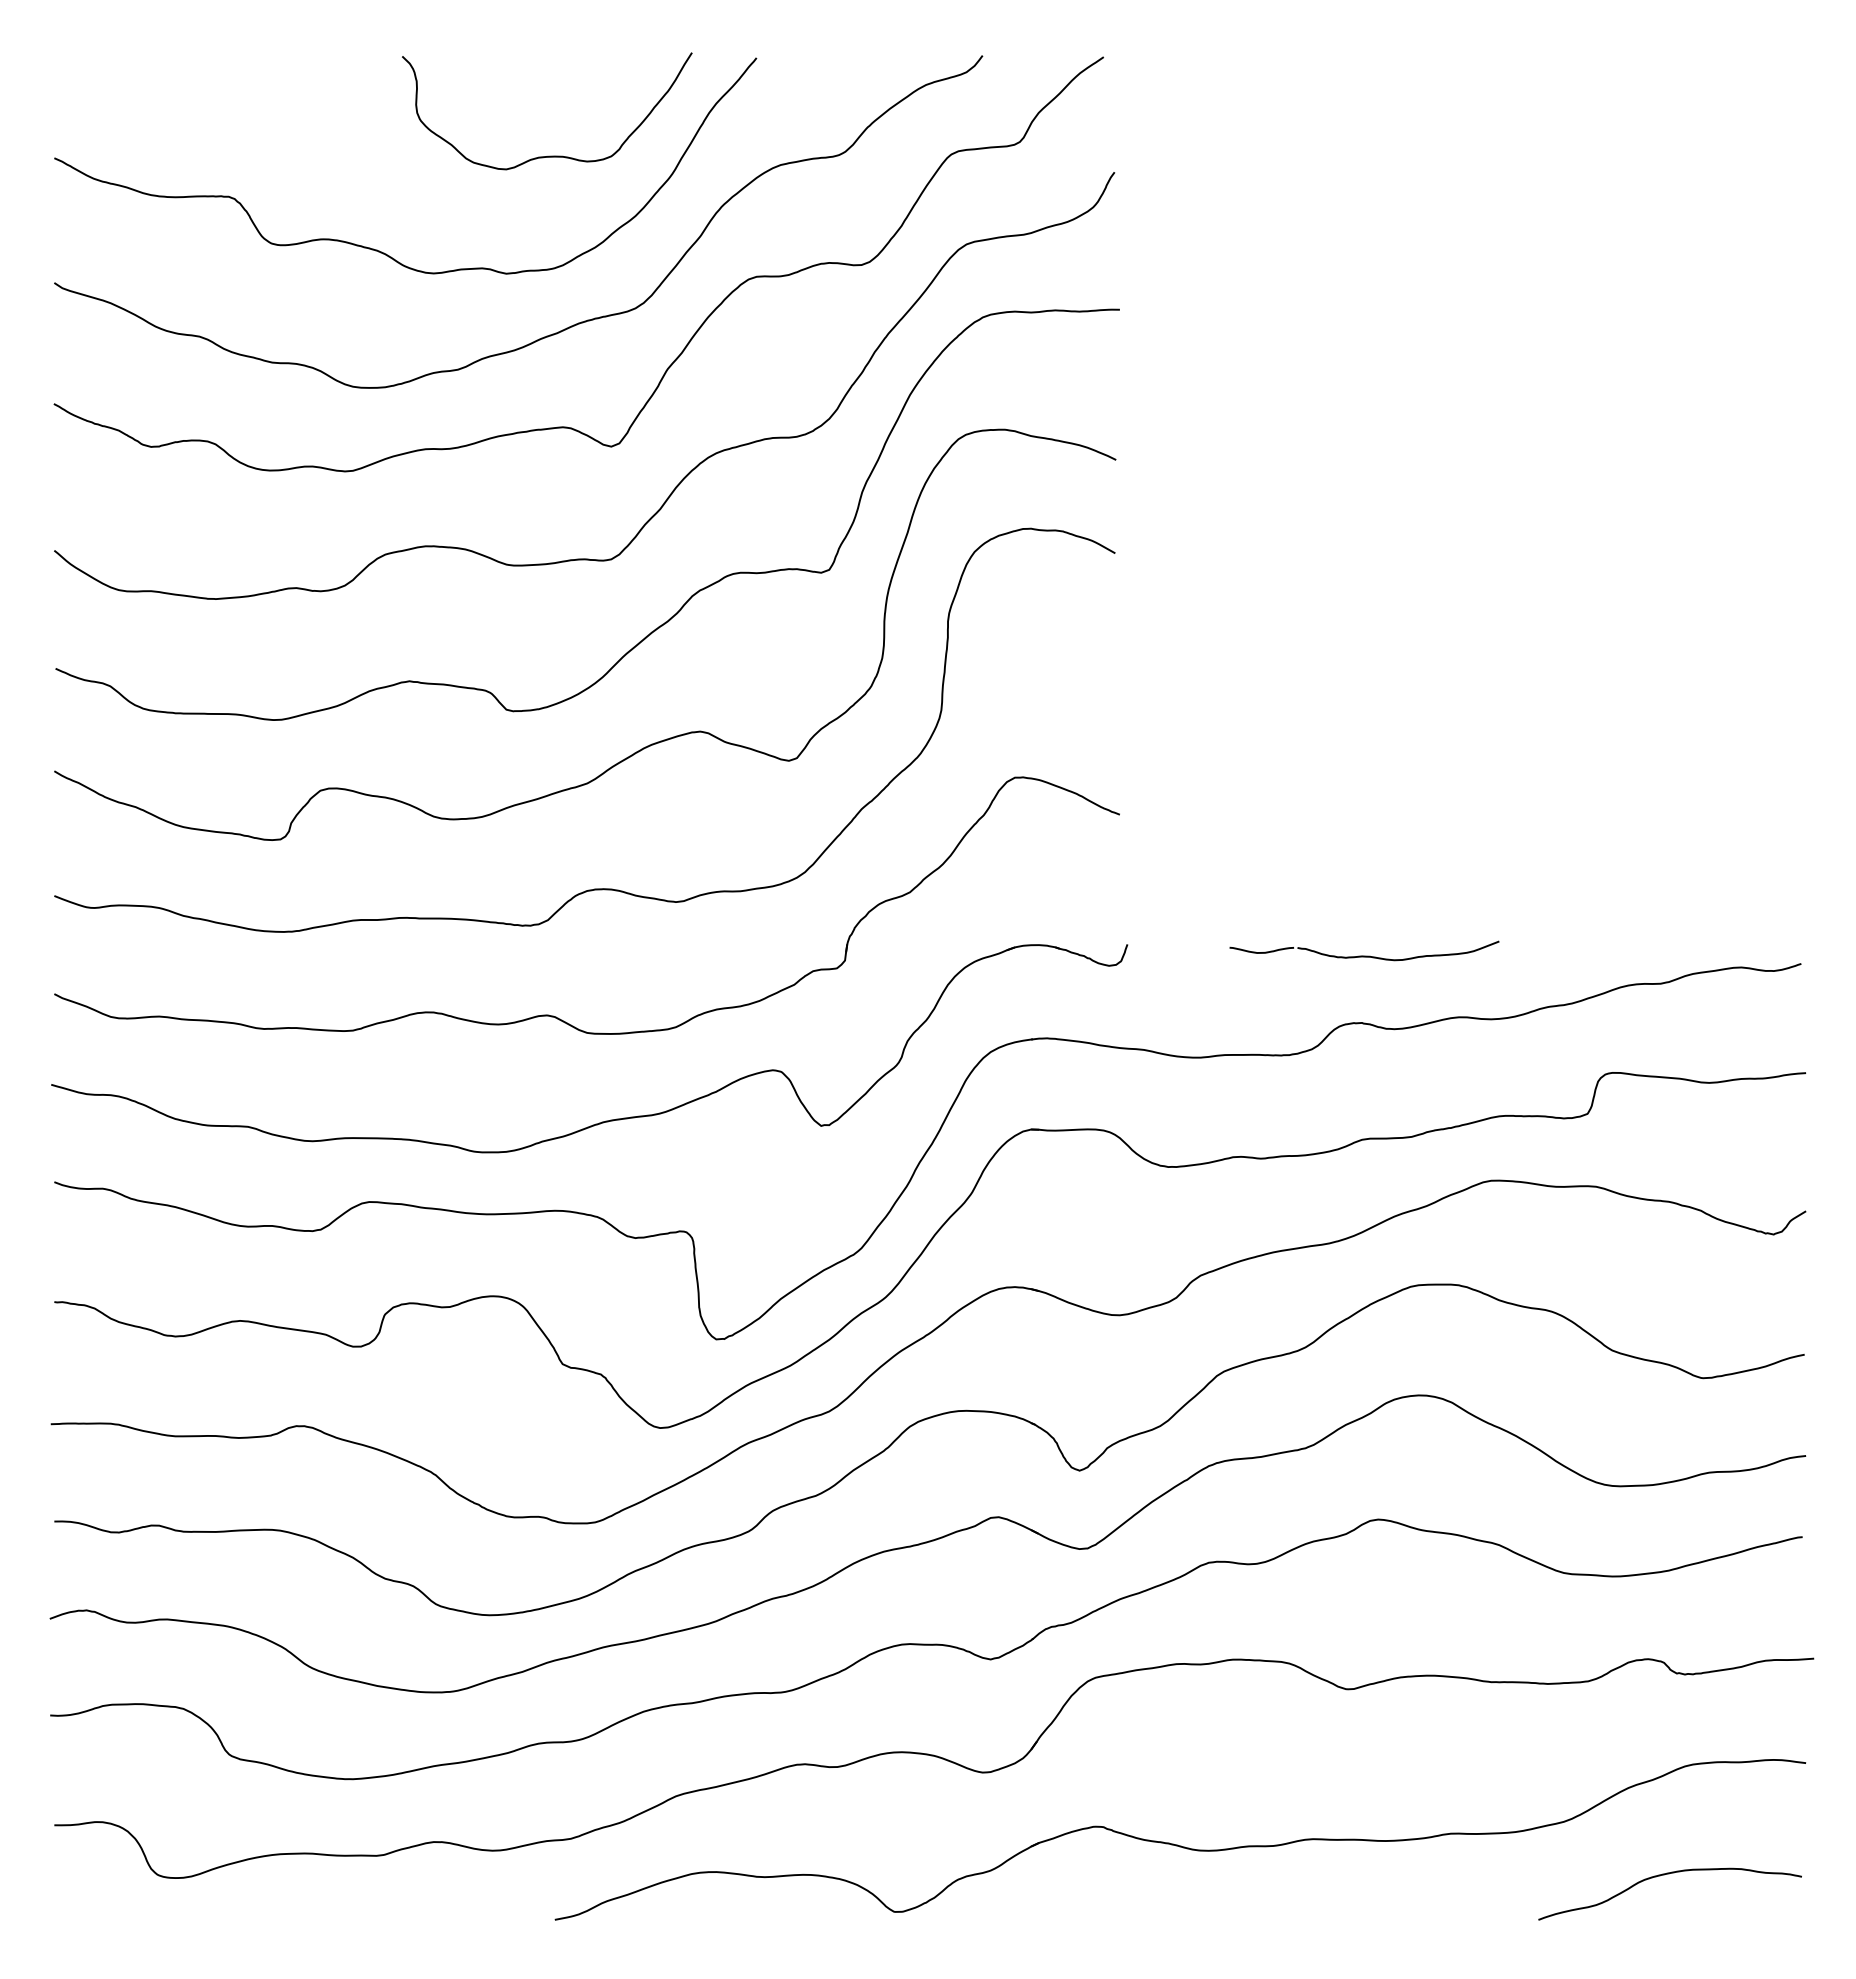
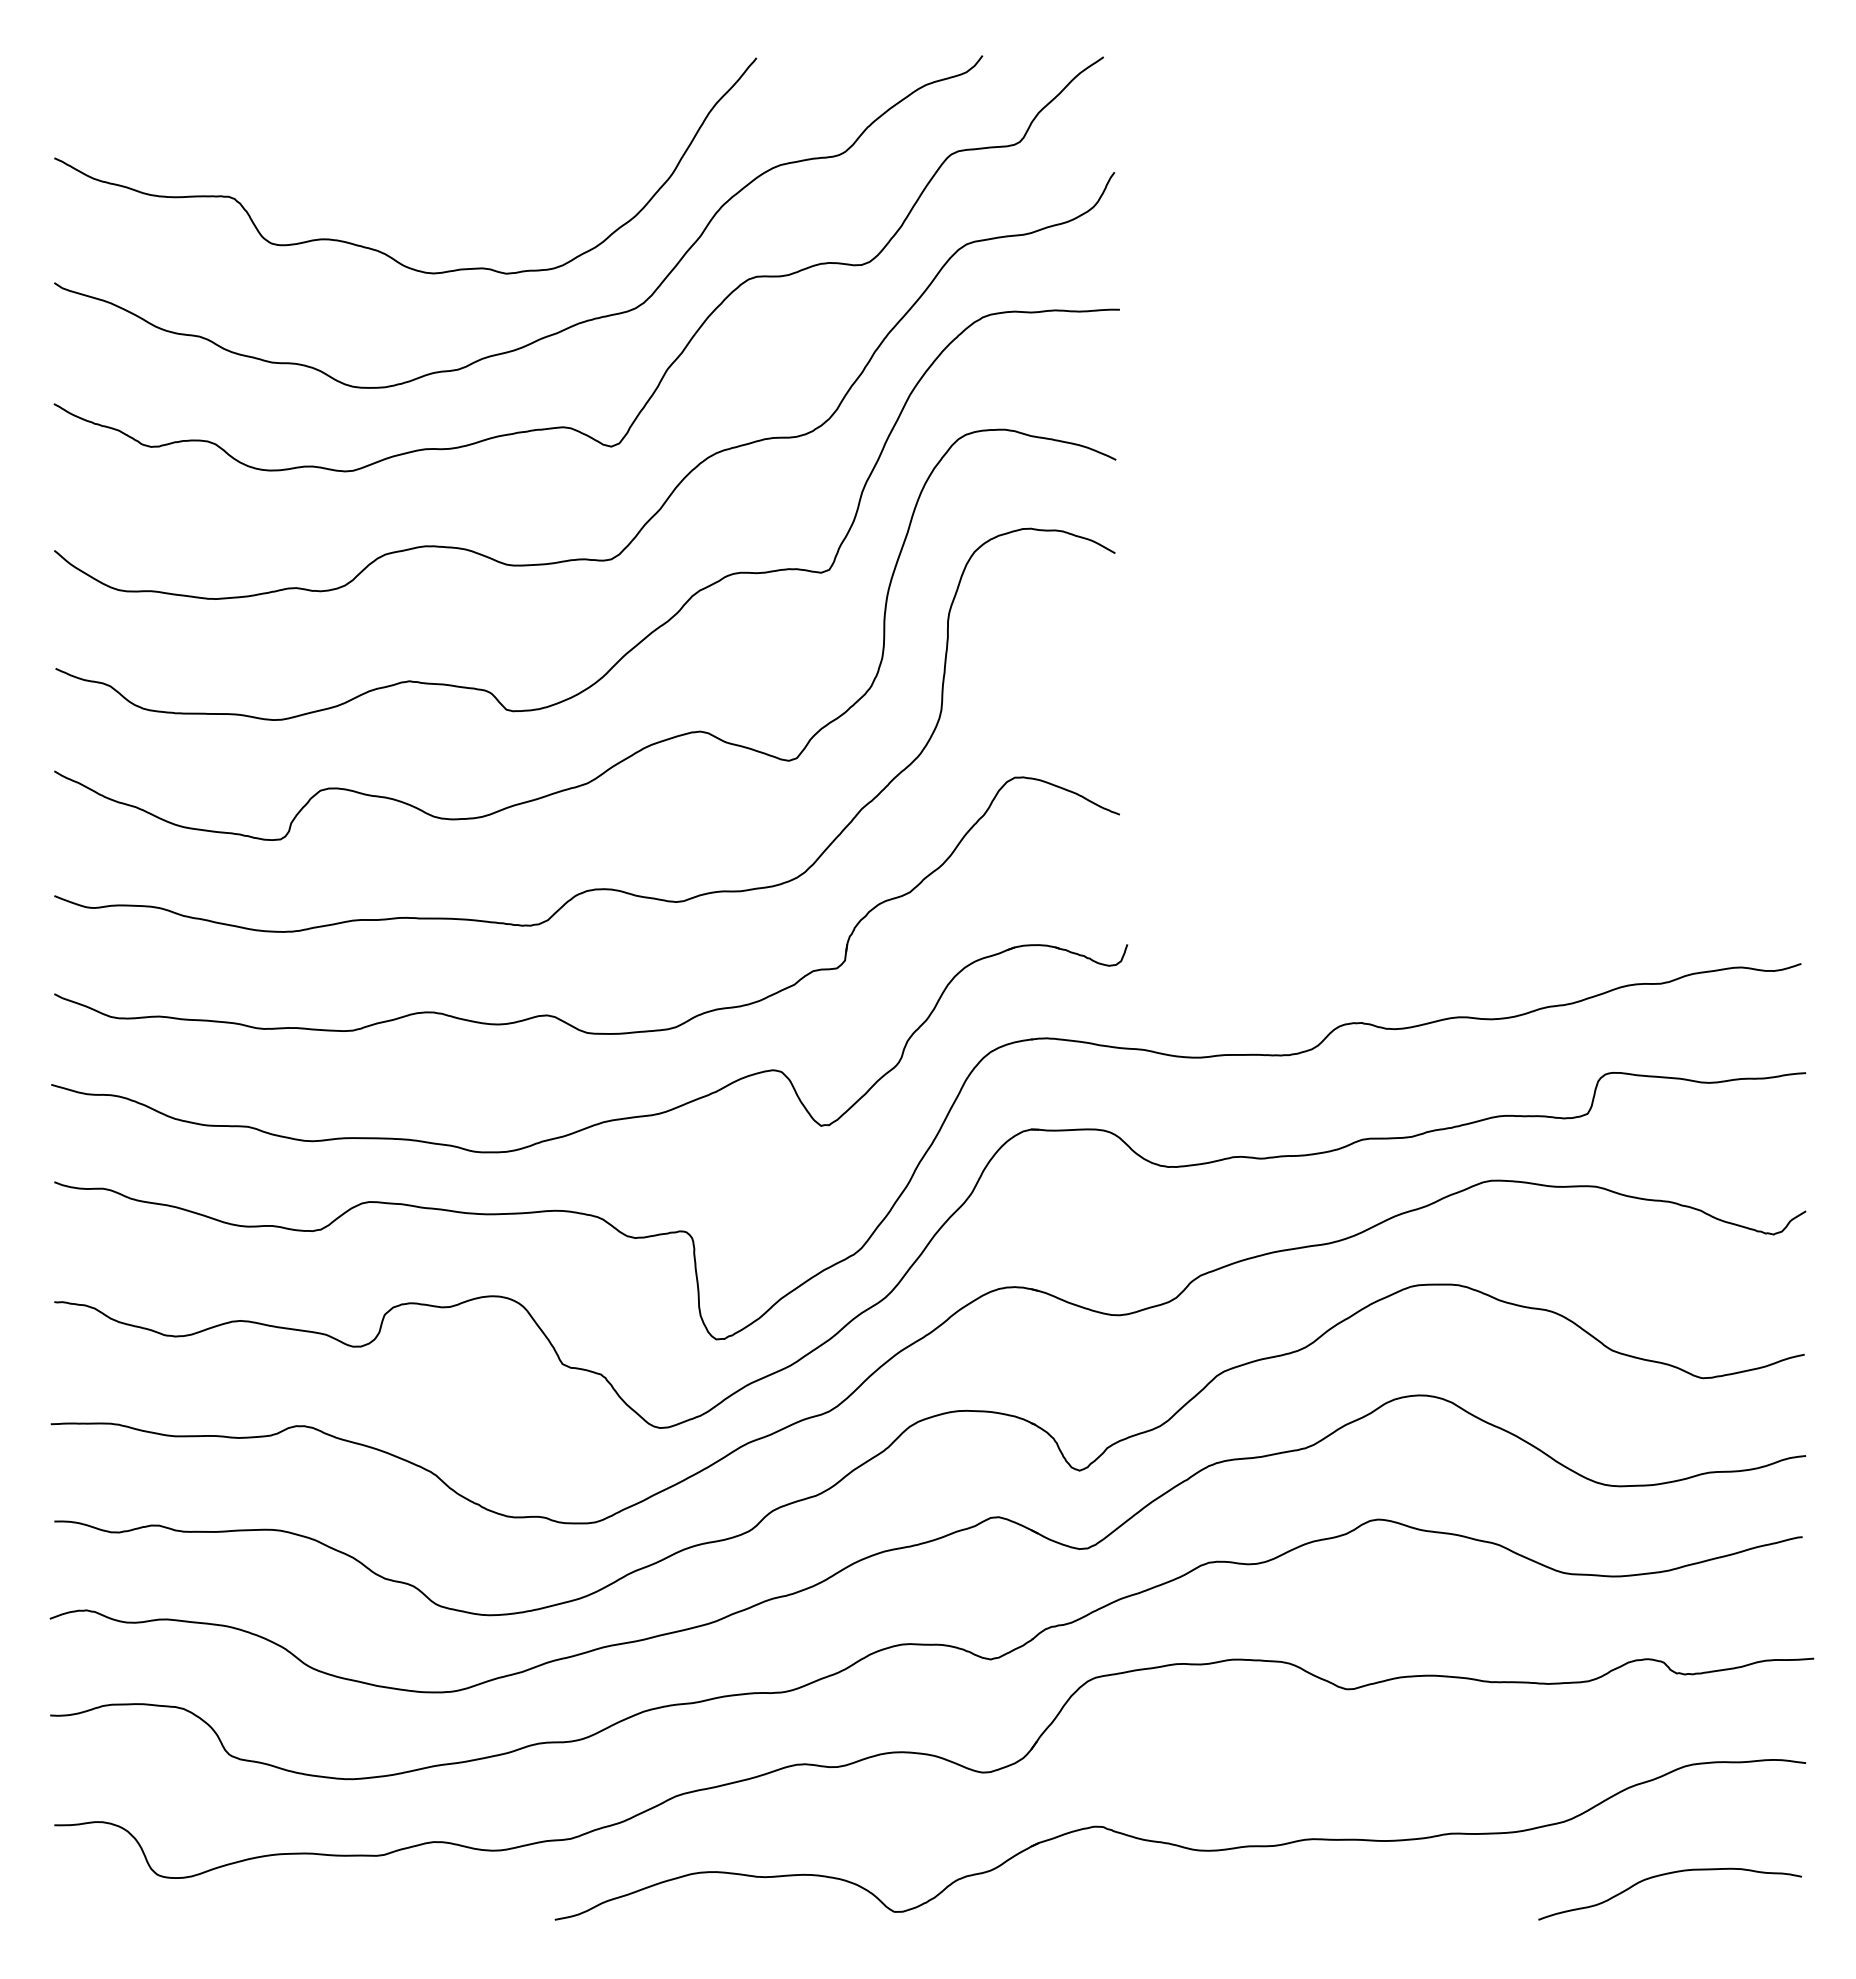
curve: present -> none (548, 155)
part: present -> none (1364, 950)
